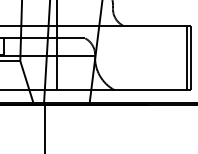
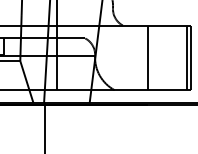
line: none -> present (148, 57)
